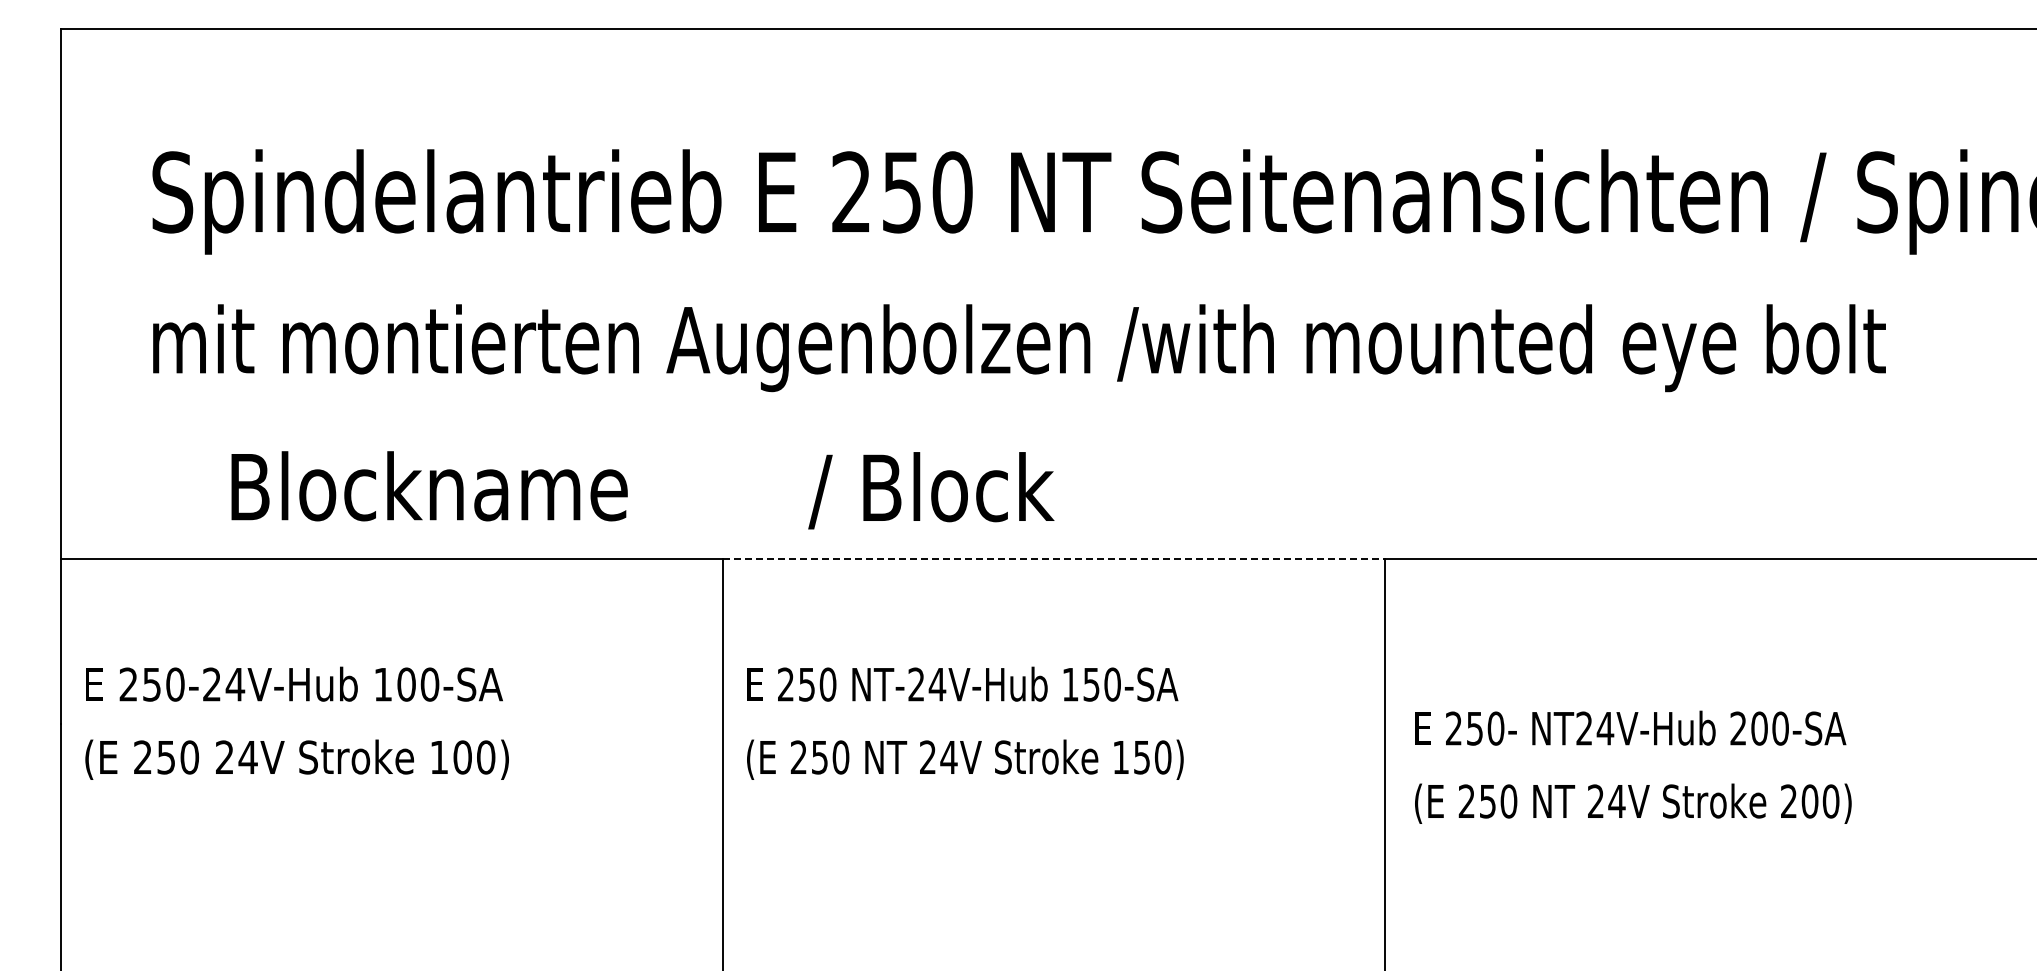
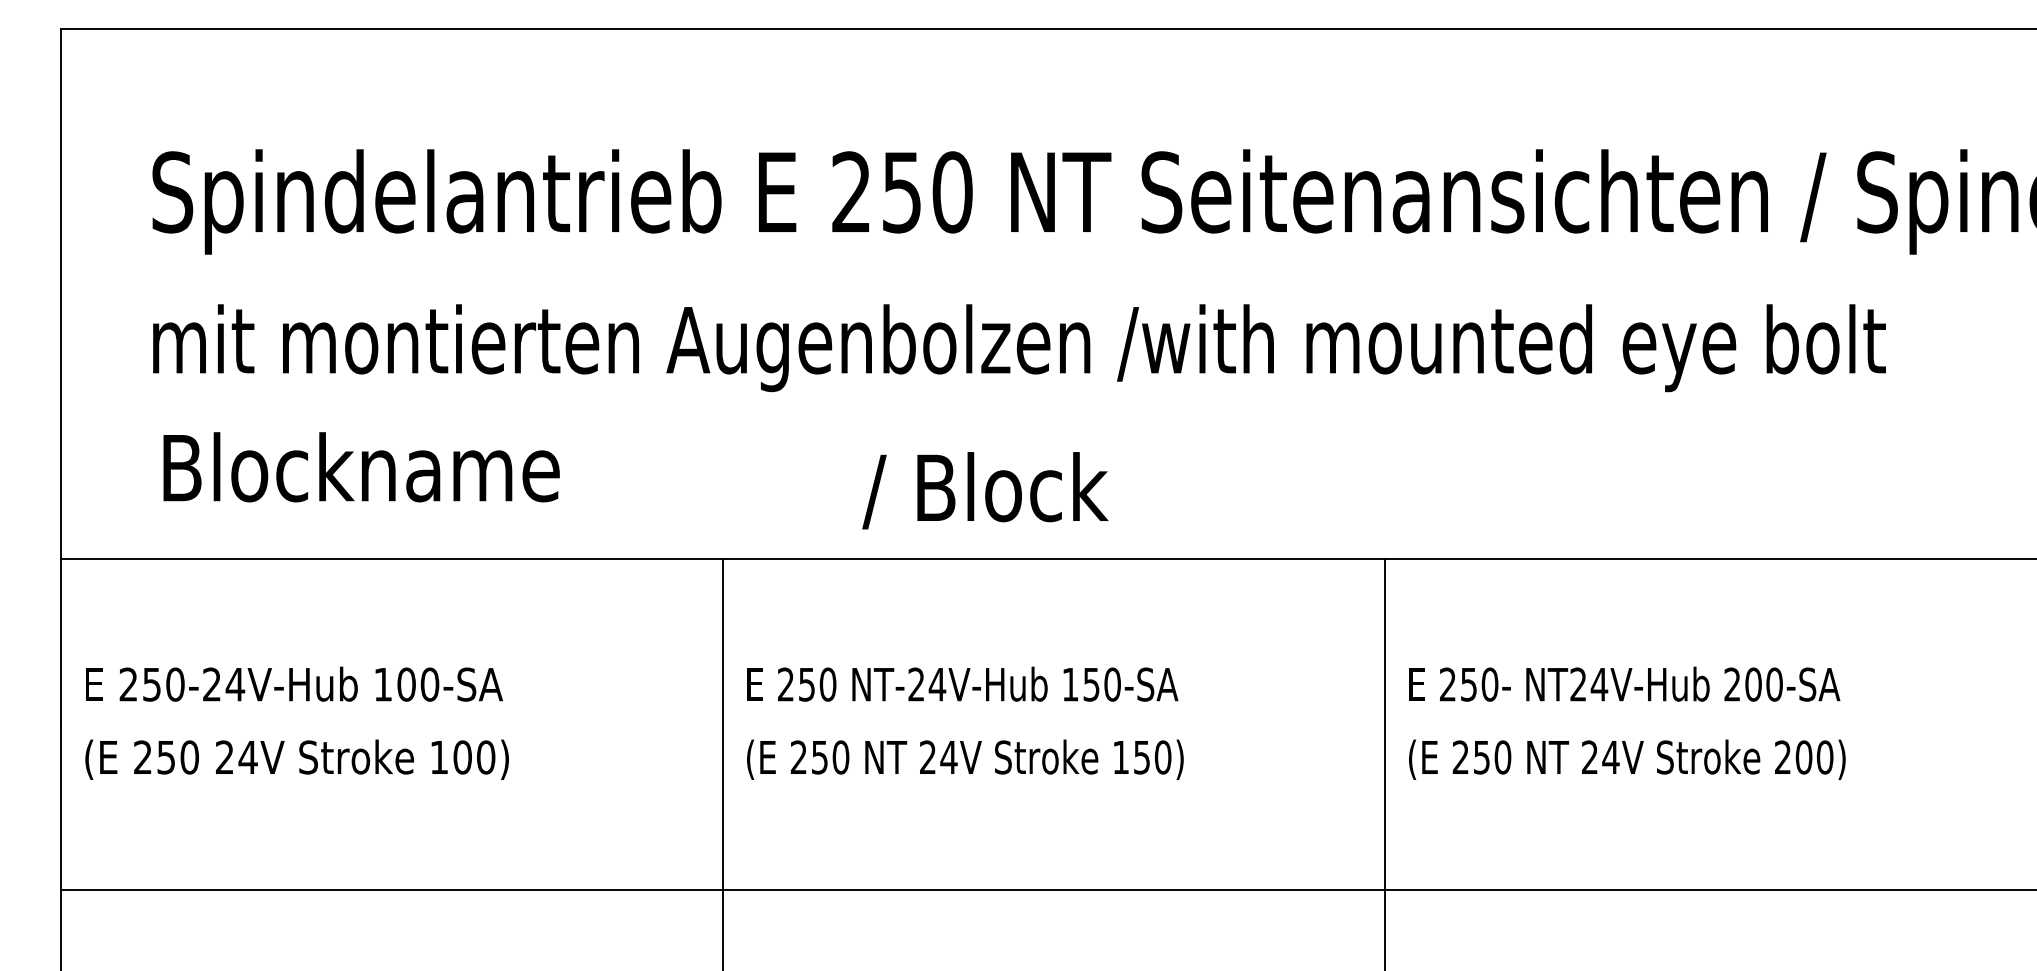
text position: (429, 486) -> (361, 467) (361, 467)
text position: (931, 490) -> (985, 490) (985, 490)
line: dashed -> solid (1054, 558)
text position: (1633, 766) -> (1627, 722) (1627, 722)
line: none -> present (1047, 889)
